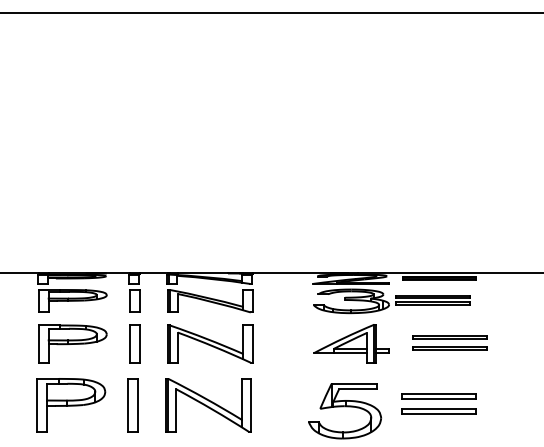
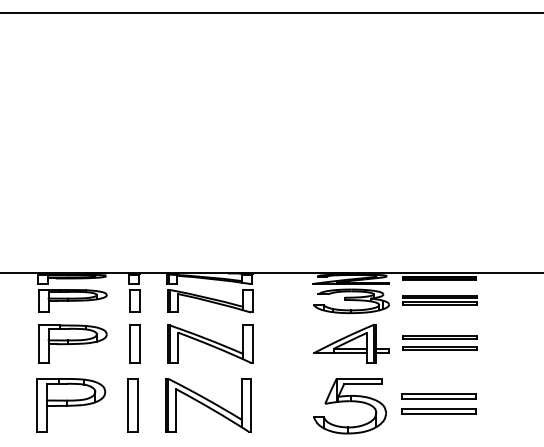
part position: (432, 300) -> (439, 300) (439, 300)
part position: (449, 342) -> (439, 342) (439, 342)
part position: (344, 411) -> (349, 406) (349, 406)
